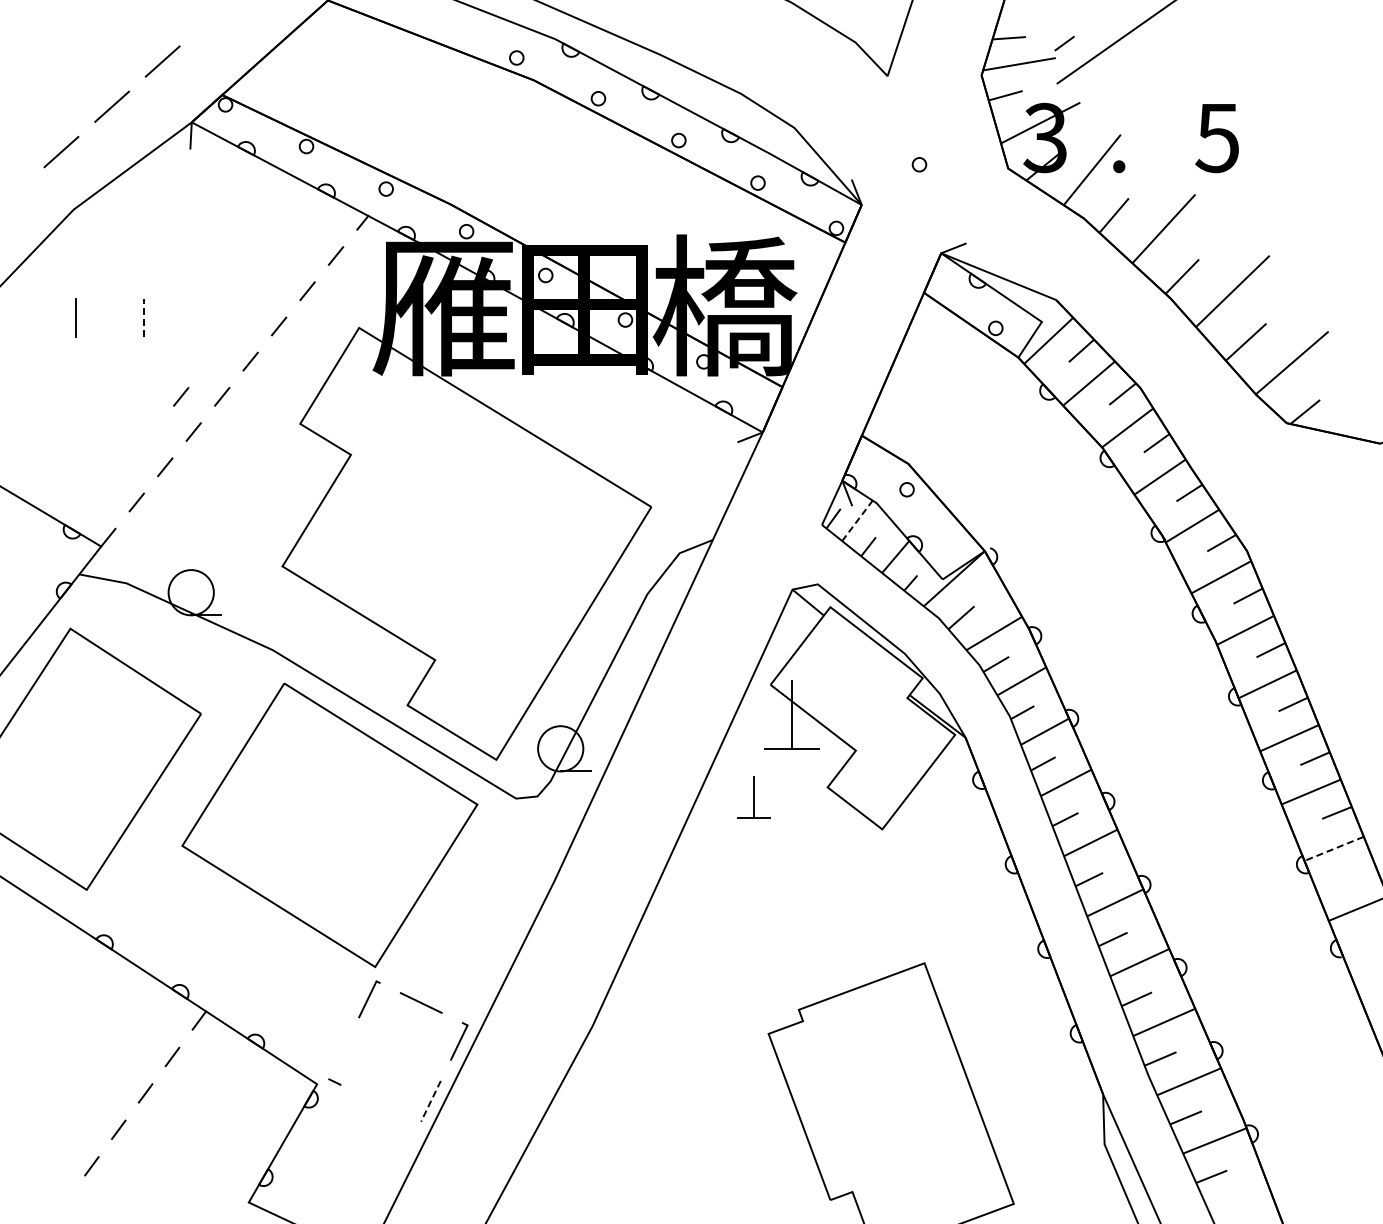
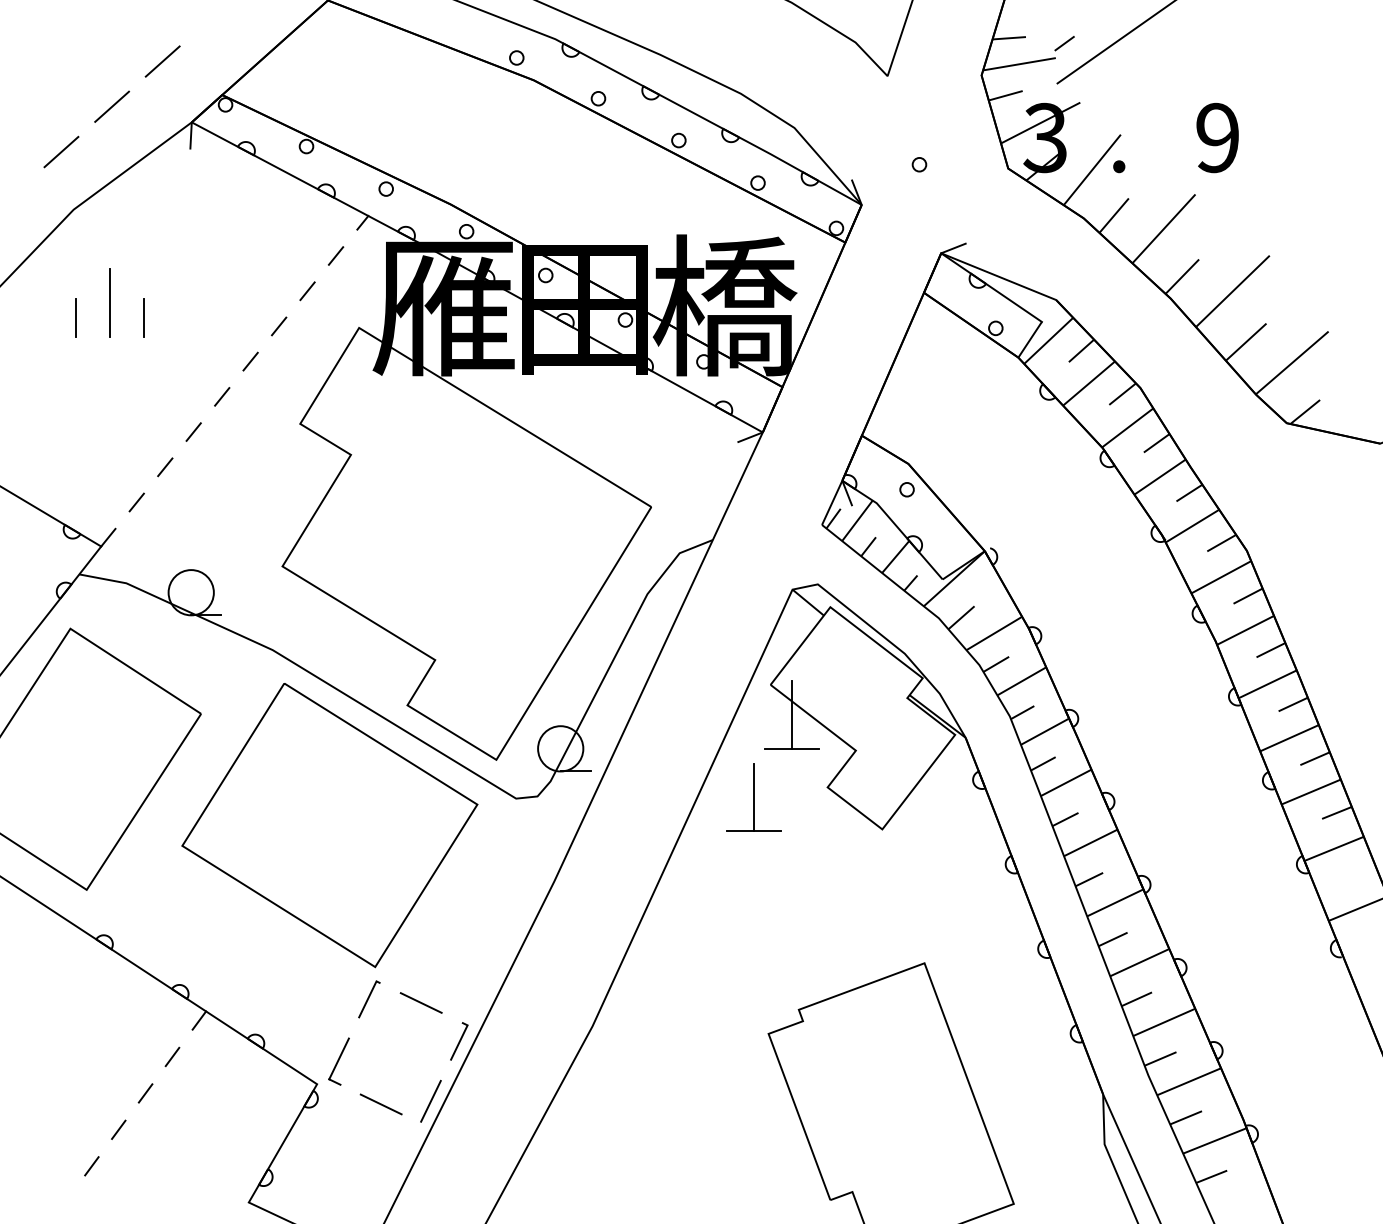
text: 5 -> 9 (1216, 137)
line: none -> present (109, 302)
line: dashed -> solid (143, 317)
line: present -> none (181, 396)
line: dashed -> solid (857, 520)
part size: 34x43 px -> 56x69 px (753, 797)
line: dashed -> solid (1334, 848)
line: none -> present (338, 1058)
line: dashed -> solid (430, 1101)
line: none -> present (380, 1104)
